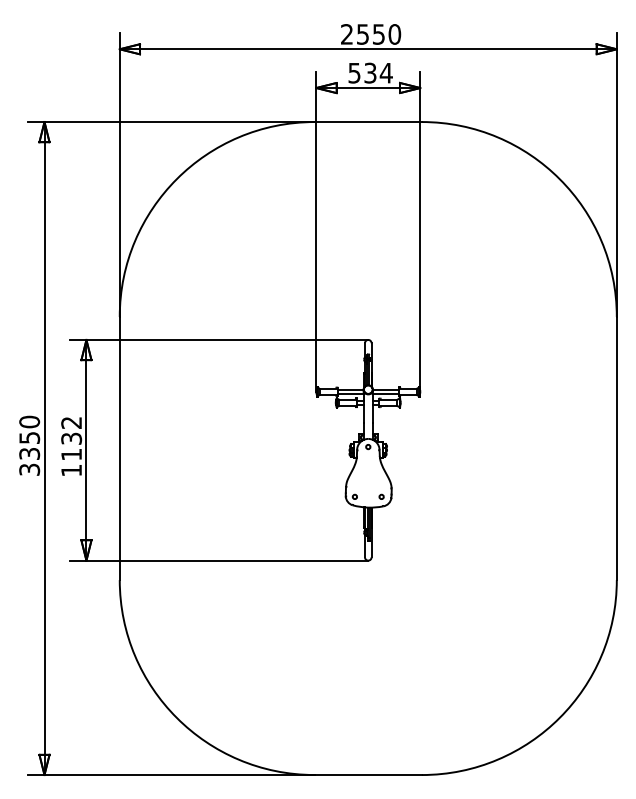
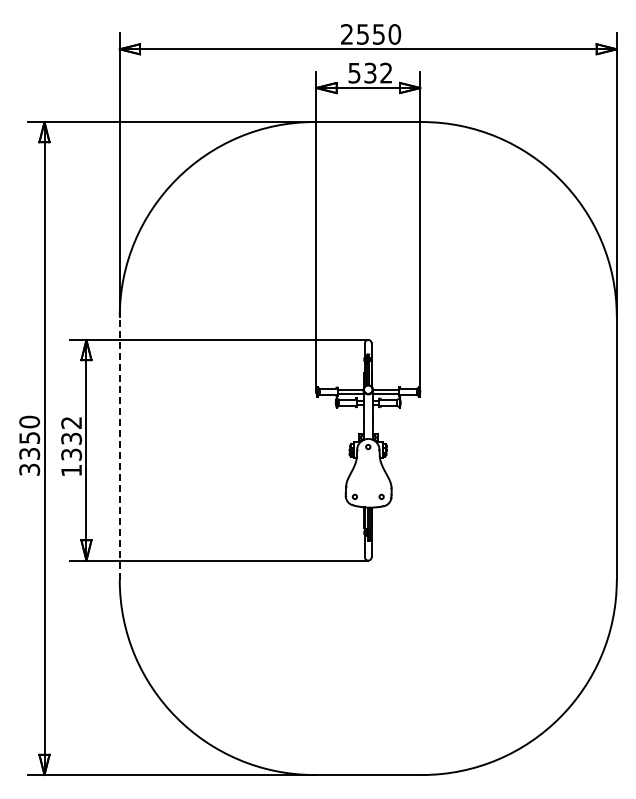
text: 534 -> 532 (385, 72)
line: solid -> dashed (119, 448)
text: 1132 -> 1332 (71, 454)
